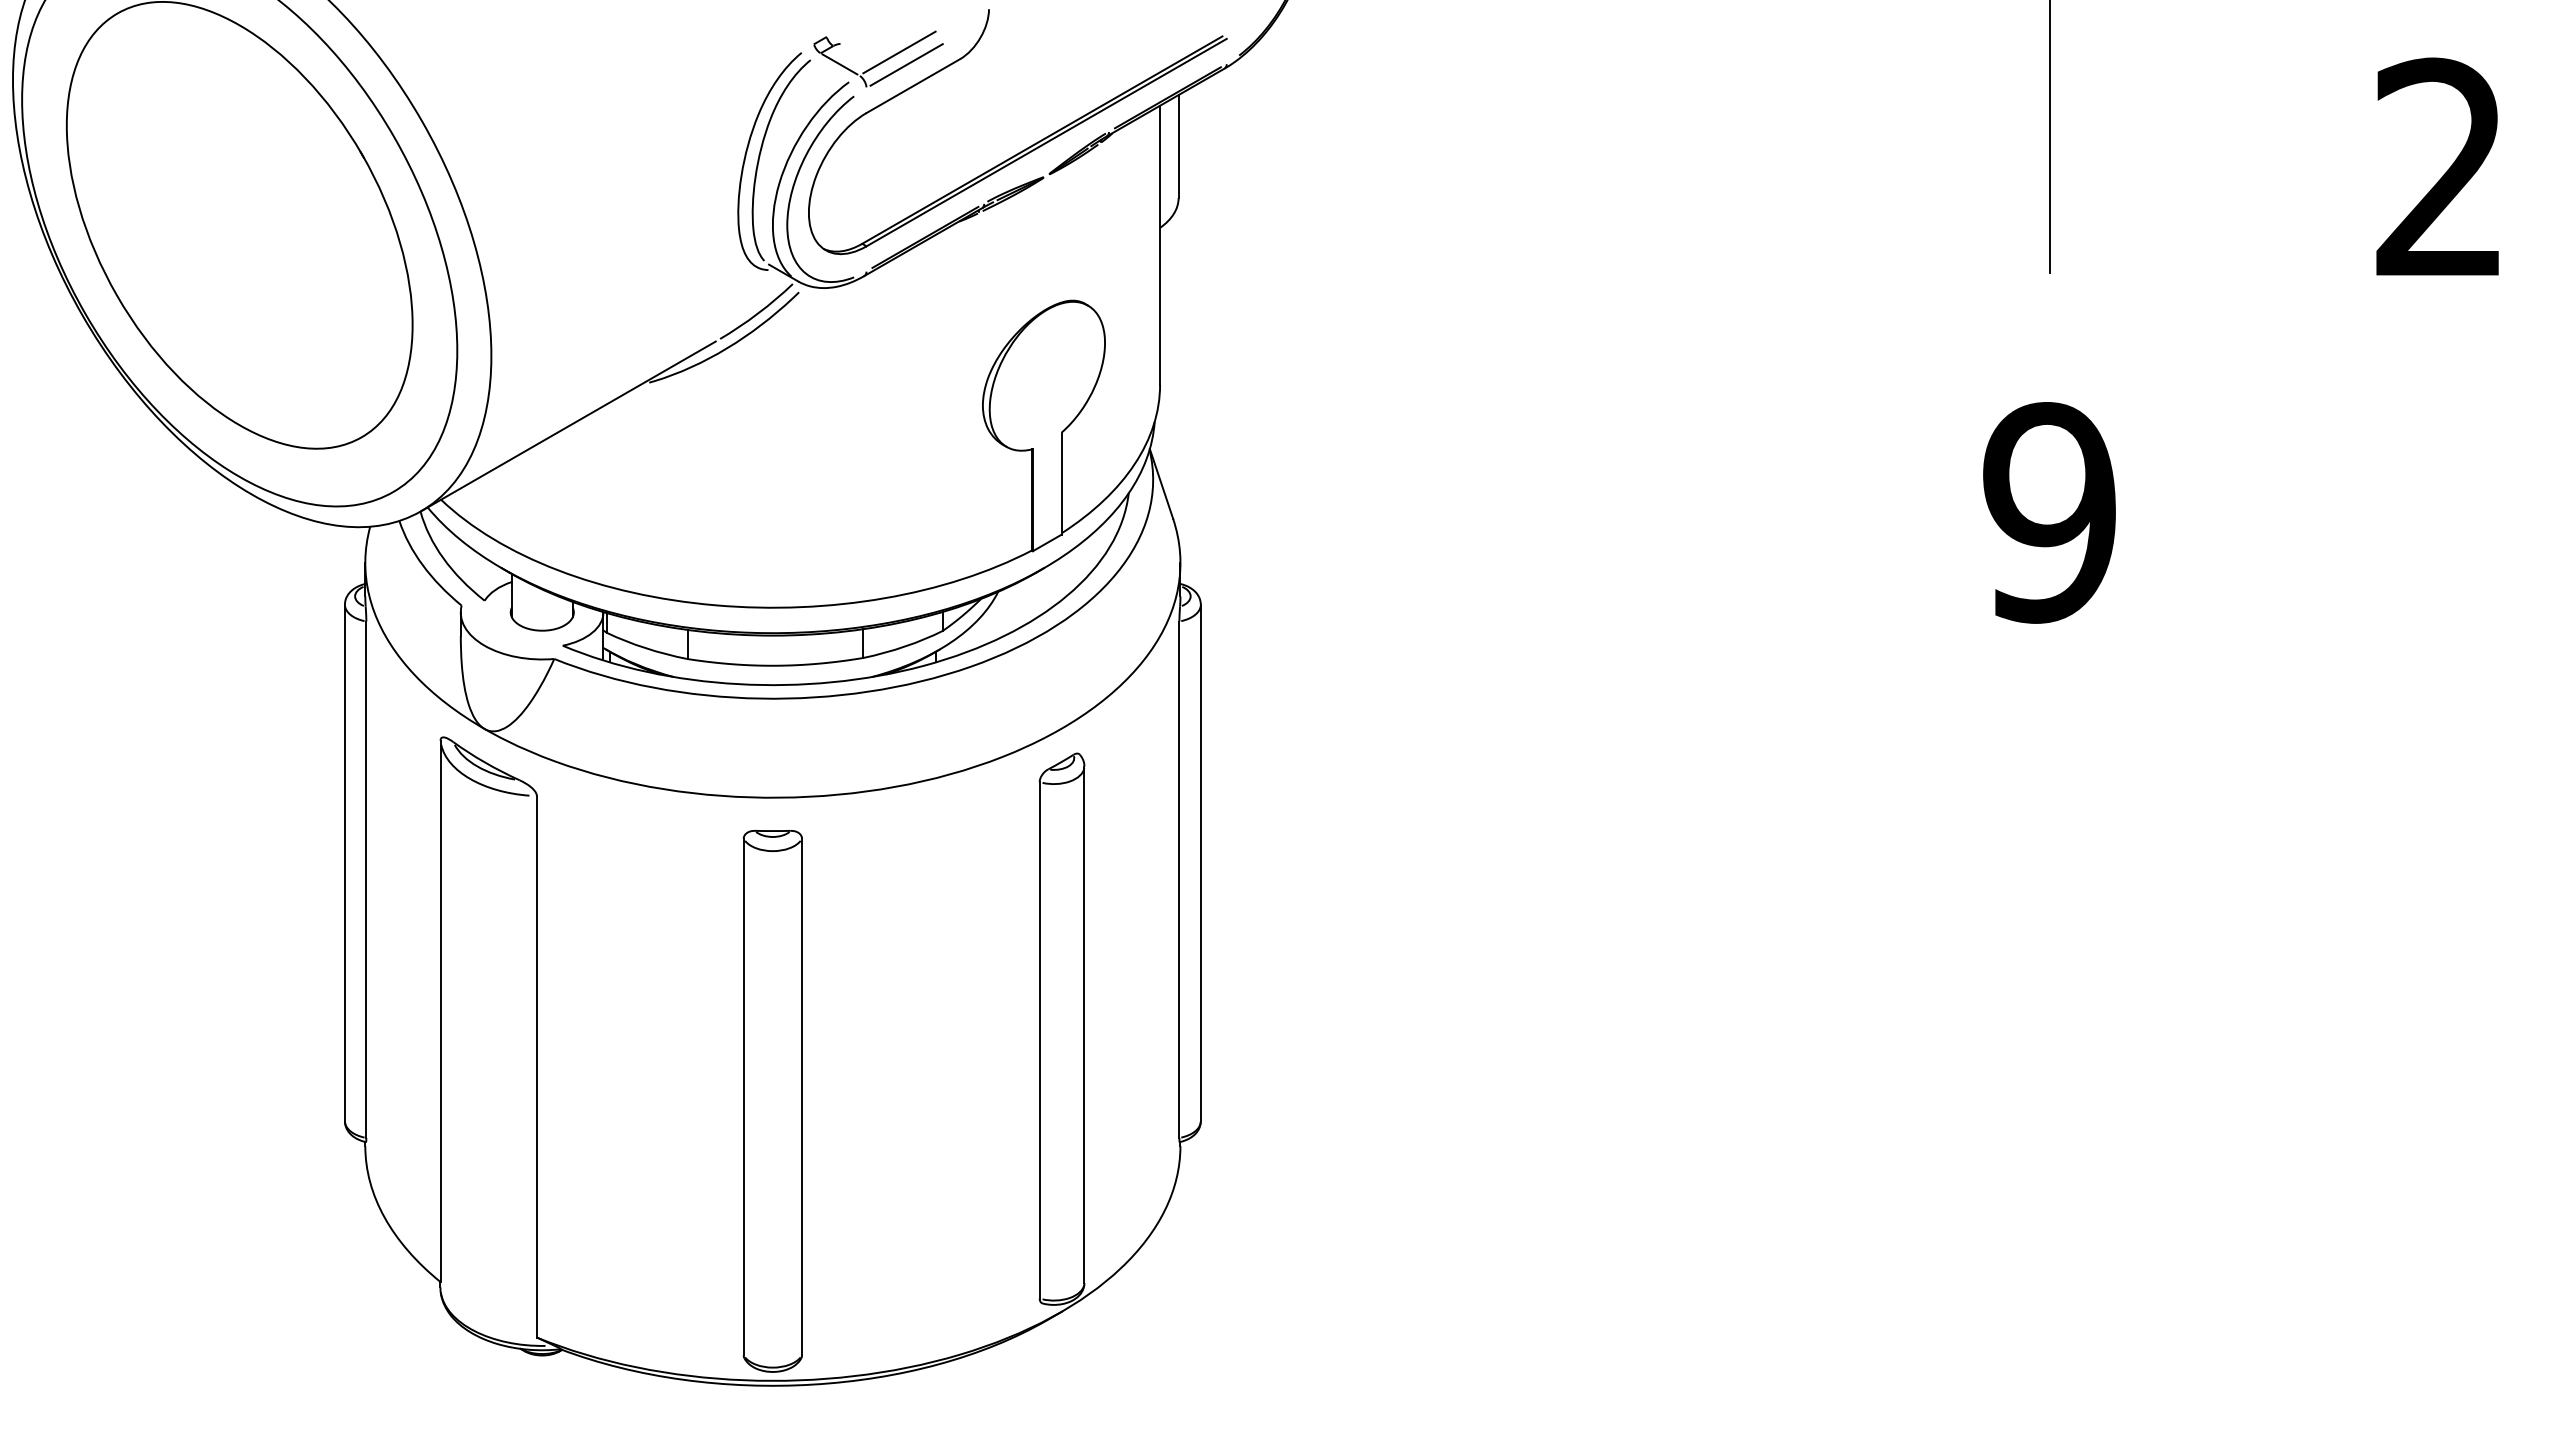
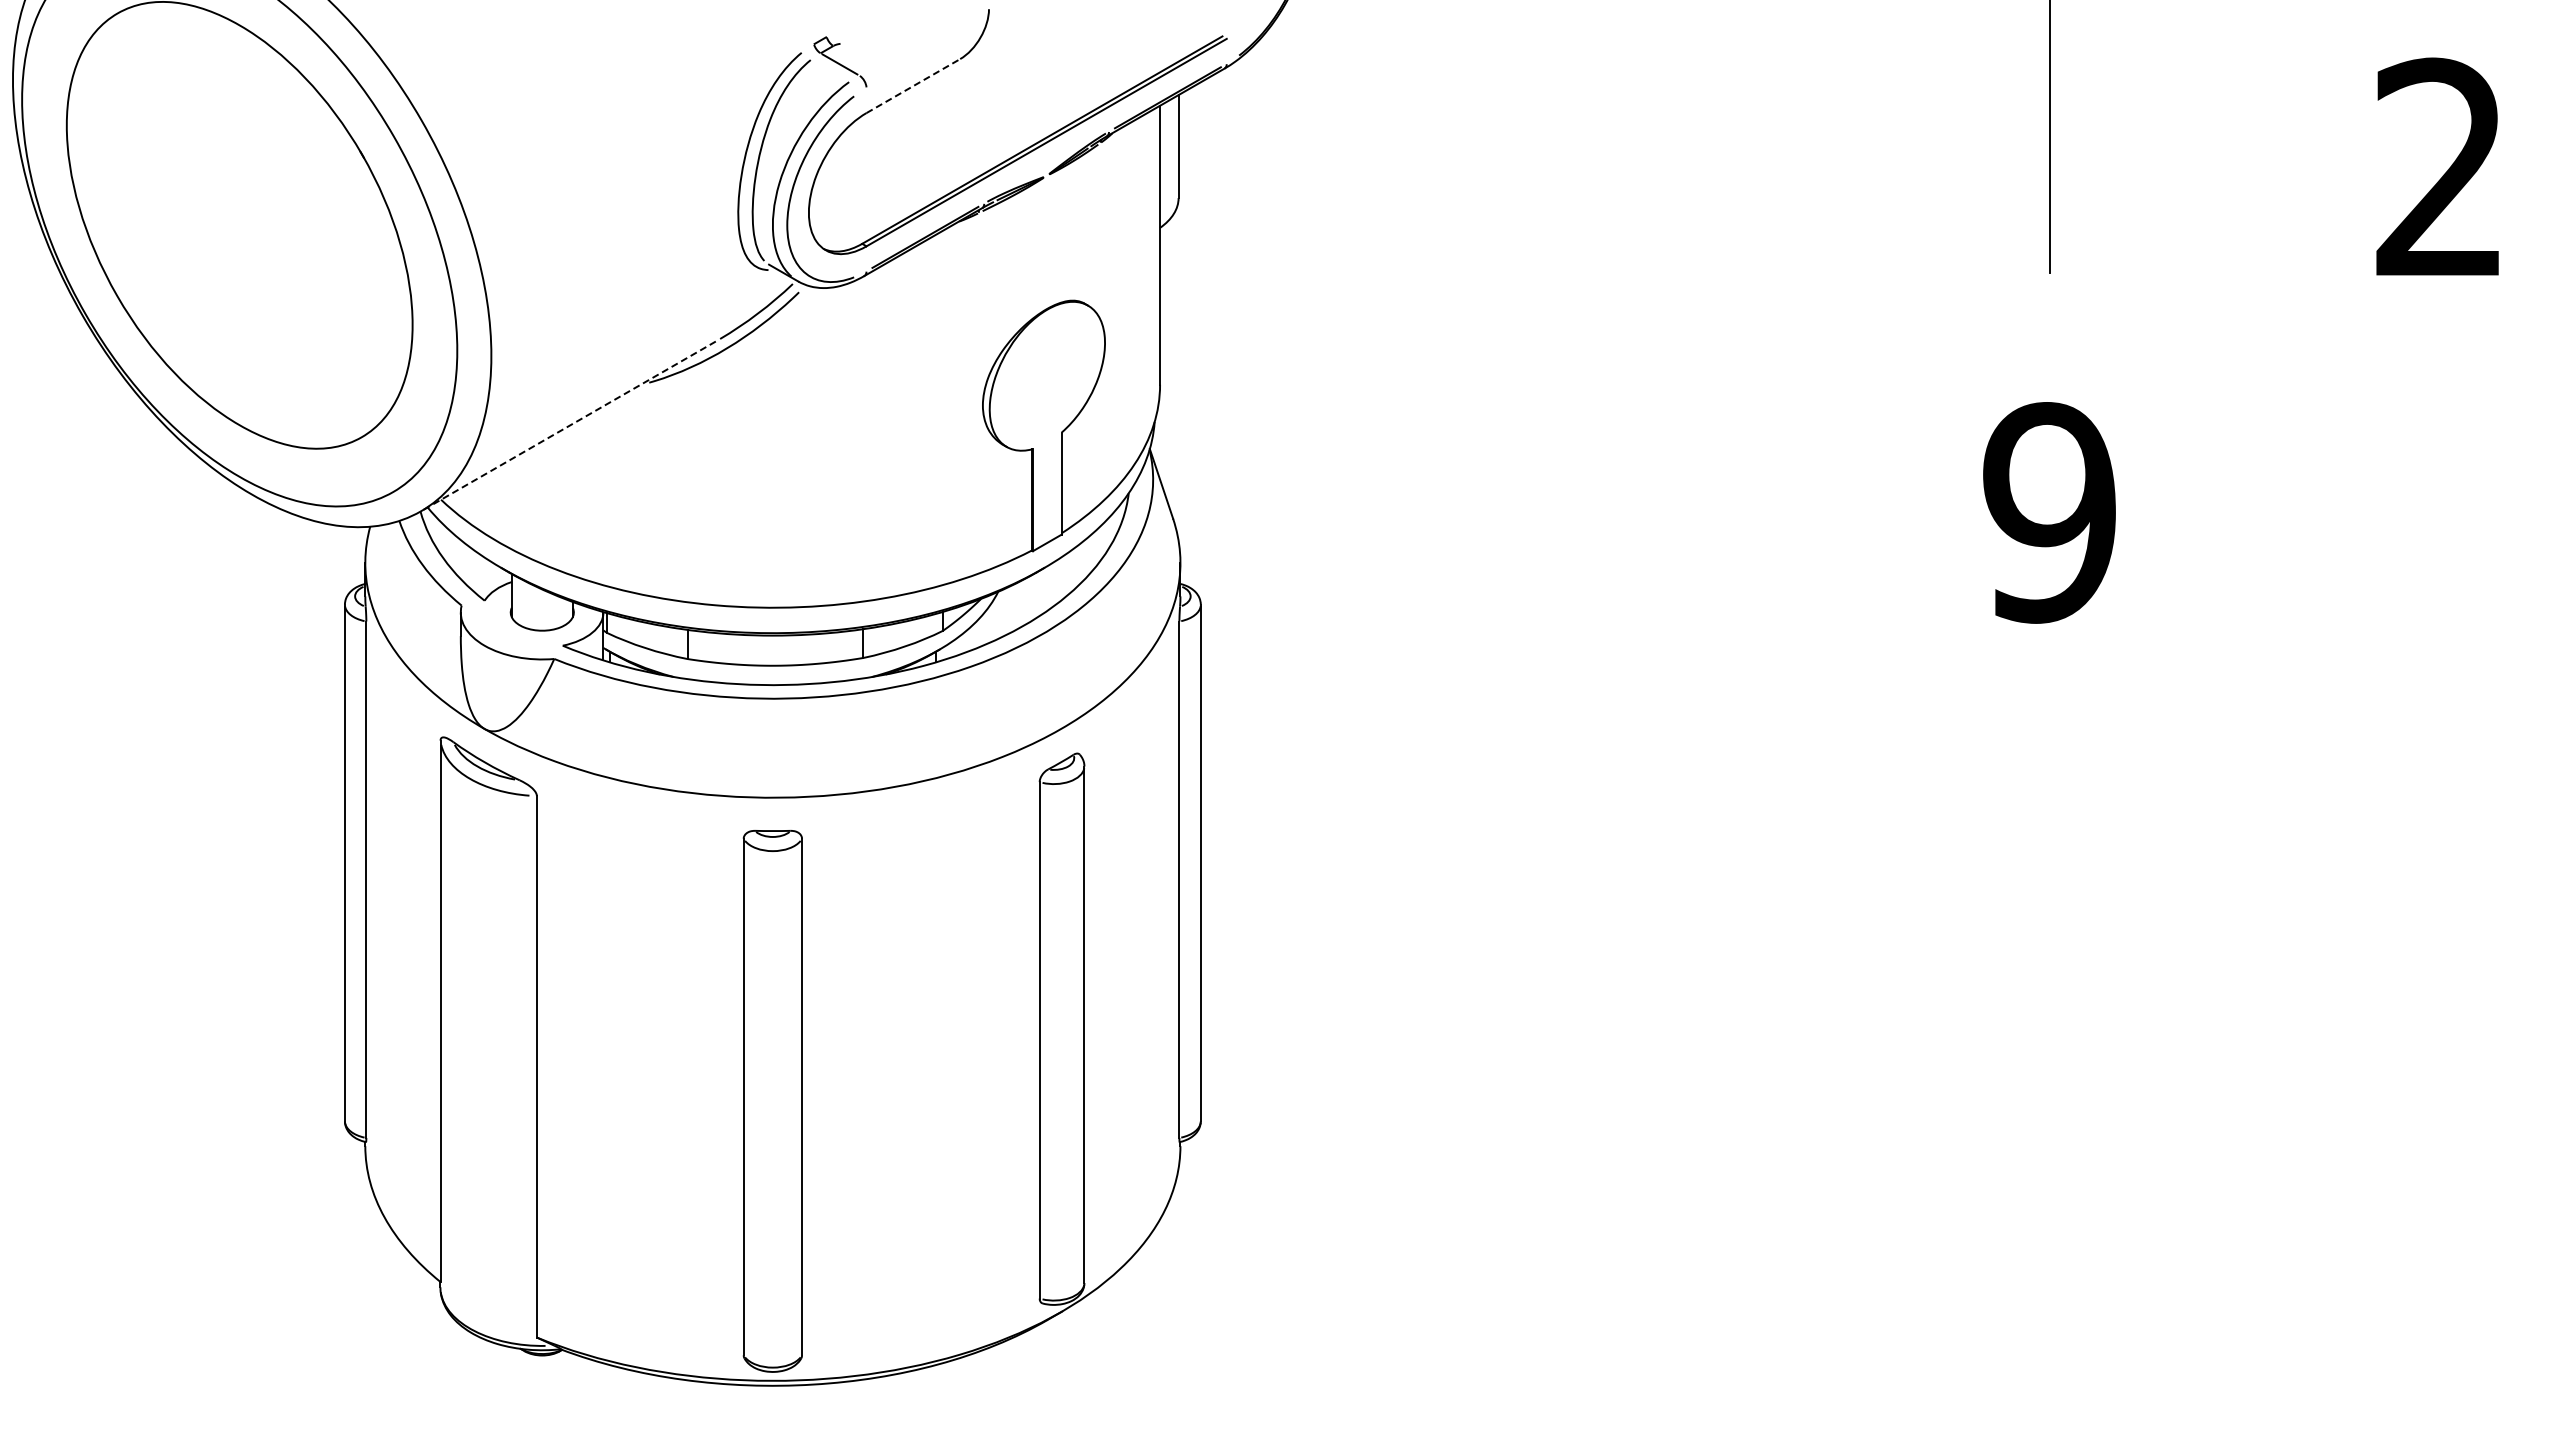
line: present -> none (899, 52)
line: present -> none (906, 64)
line: solid -> dashed (913, 85)
line: solid -> dashed (567, 426)
